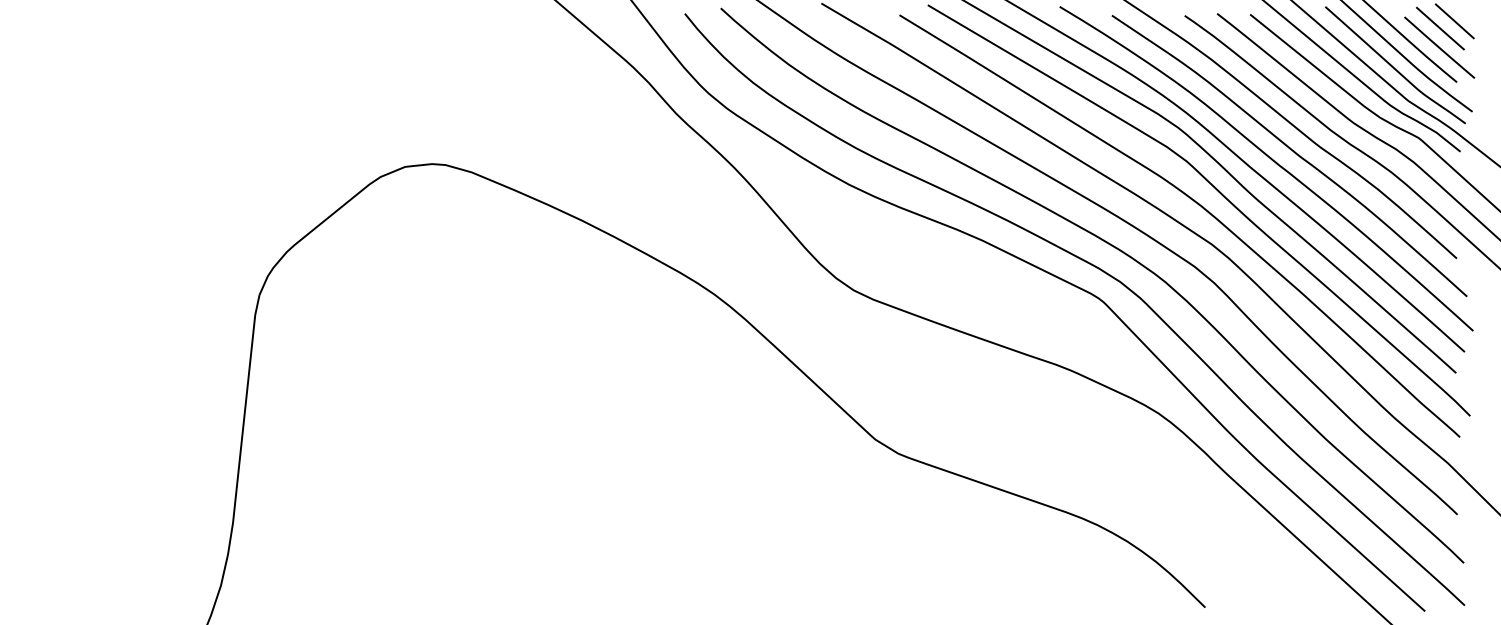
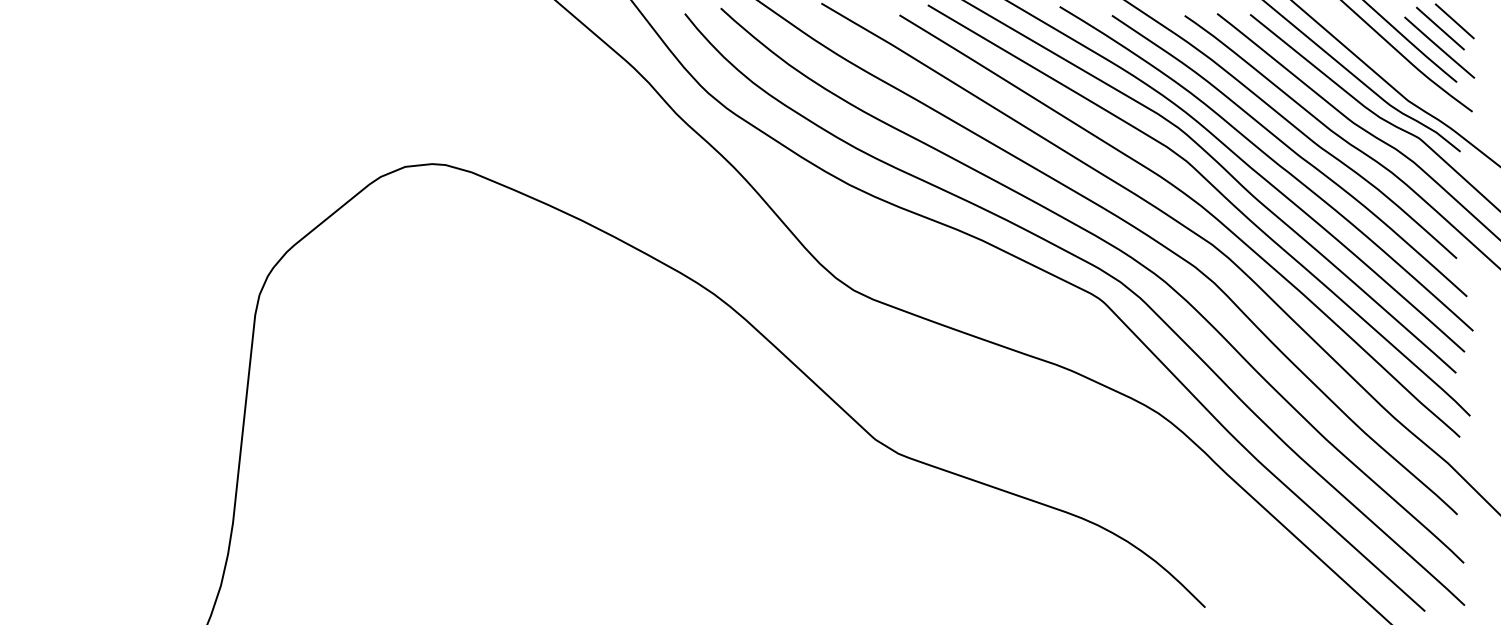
curve: present -> none (1393, 66)
